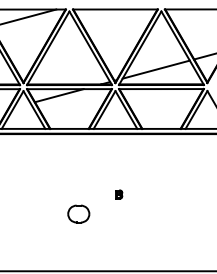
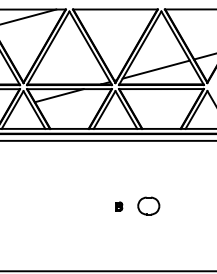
line: none -> present (107, 140)
part position: (119, 194) -> (119, 206) (119, 206)
part position: (78, 213) -> (148, 205) (148, 205)
